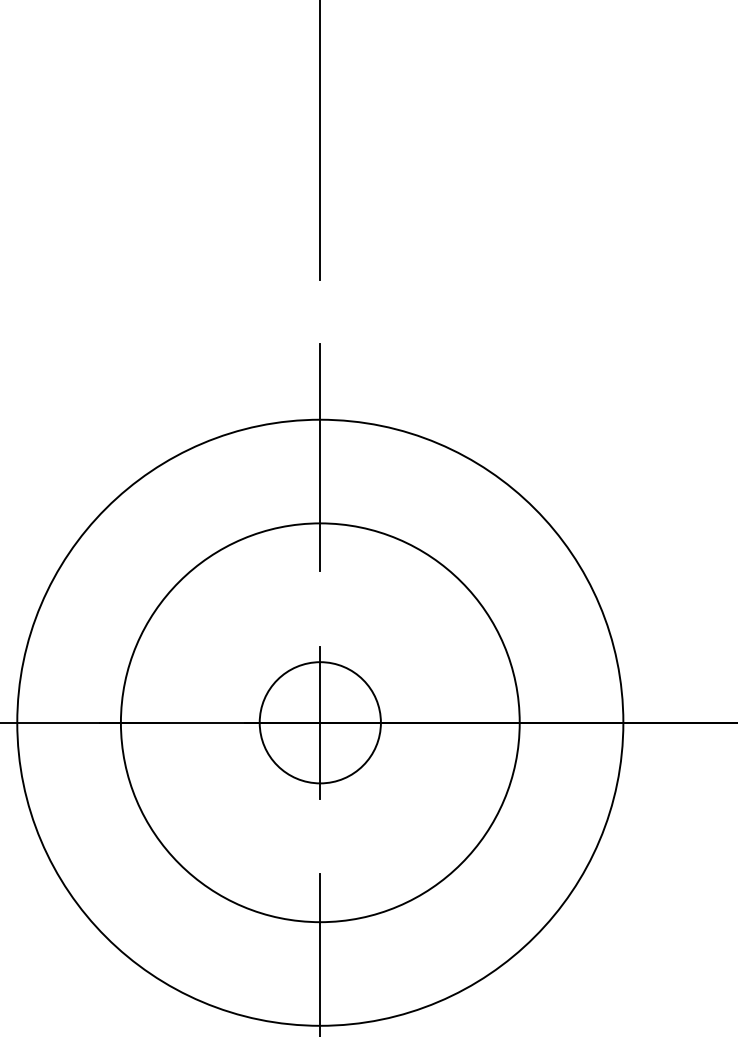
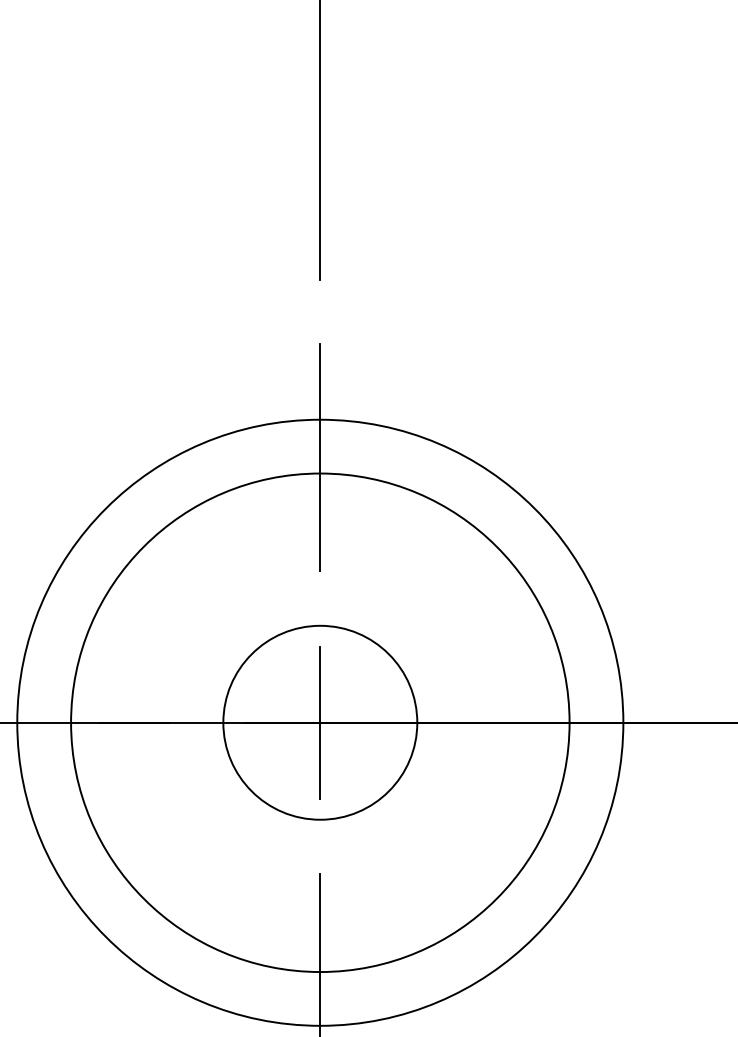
circle diameter: 121 px -> 194 px (320, 722)
circle diameter: 399 px -> 498 px (320, 722)
